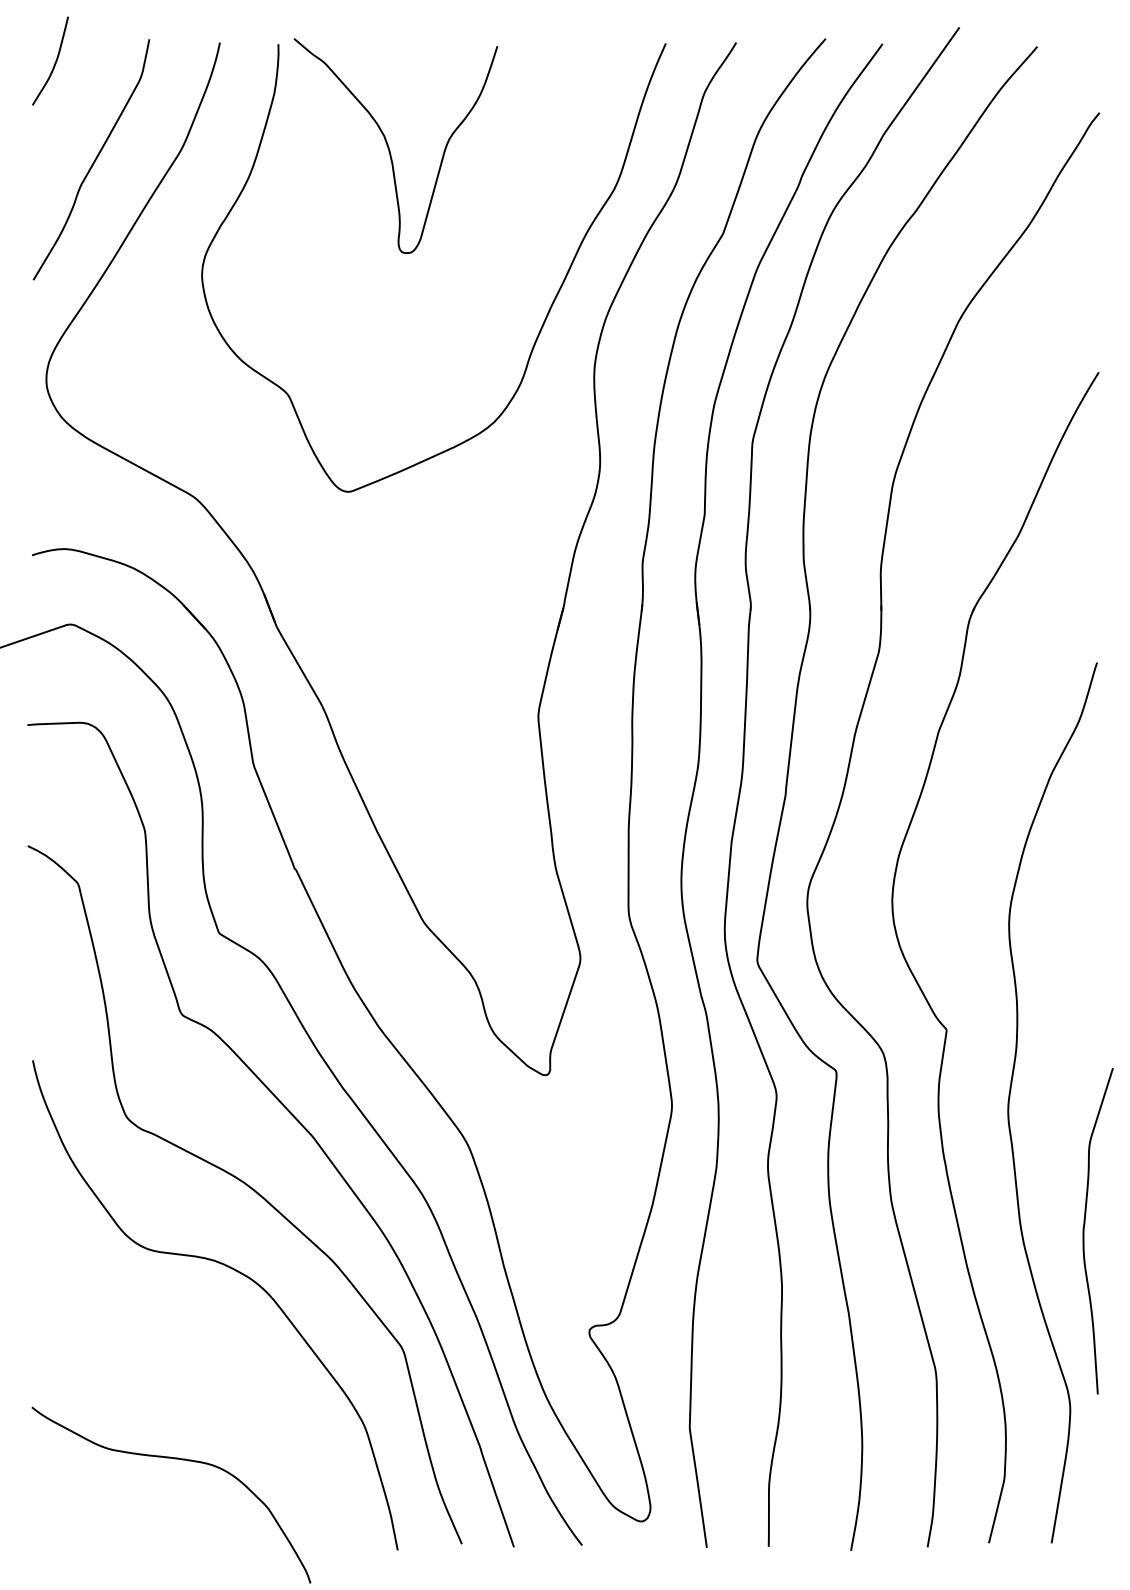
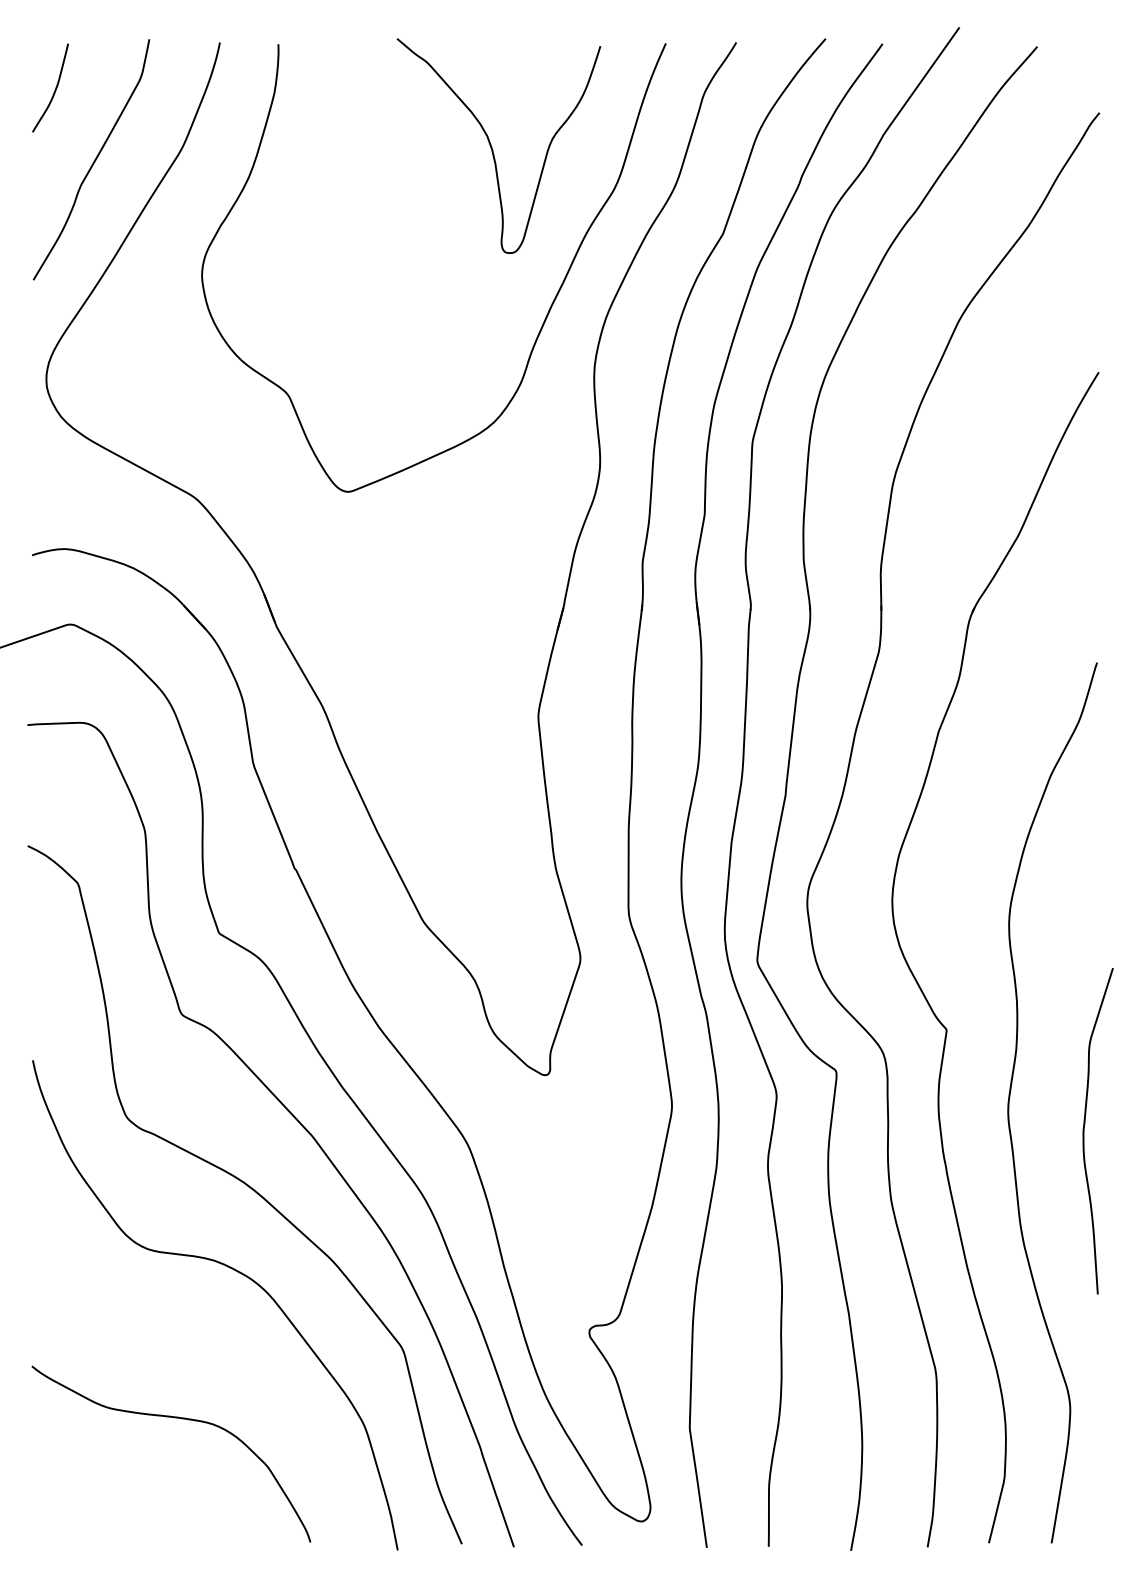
curve position: (54, 62) -> (54, 89) (54, 89)
curve position: (389, 147) -> (492, 147) (492, 147)
curve position: (1084, 1231) -> (1084, 1131) (1084, 1131)
curve position: (174, 1459) -> (174, 1418) (174, 1418)
